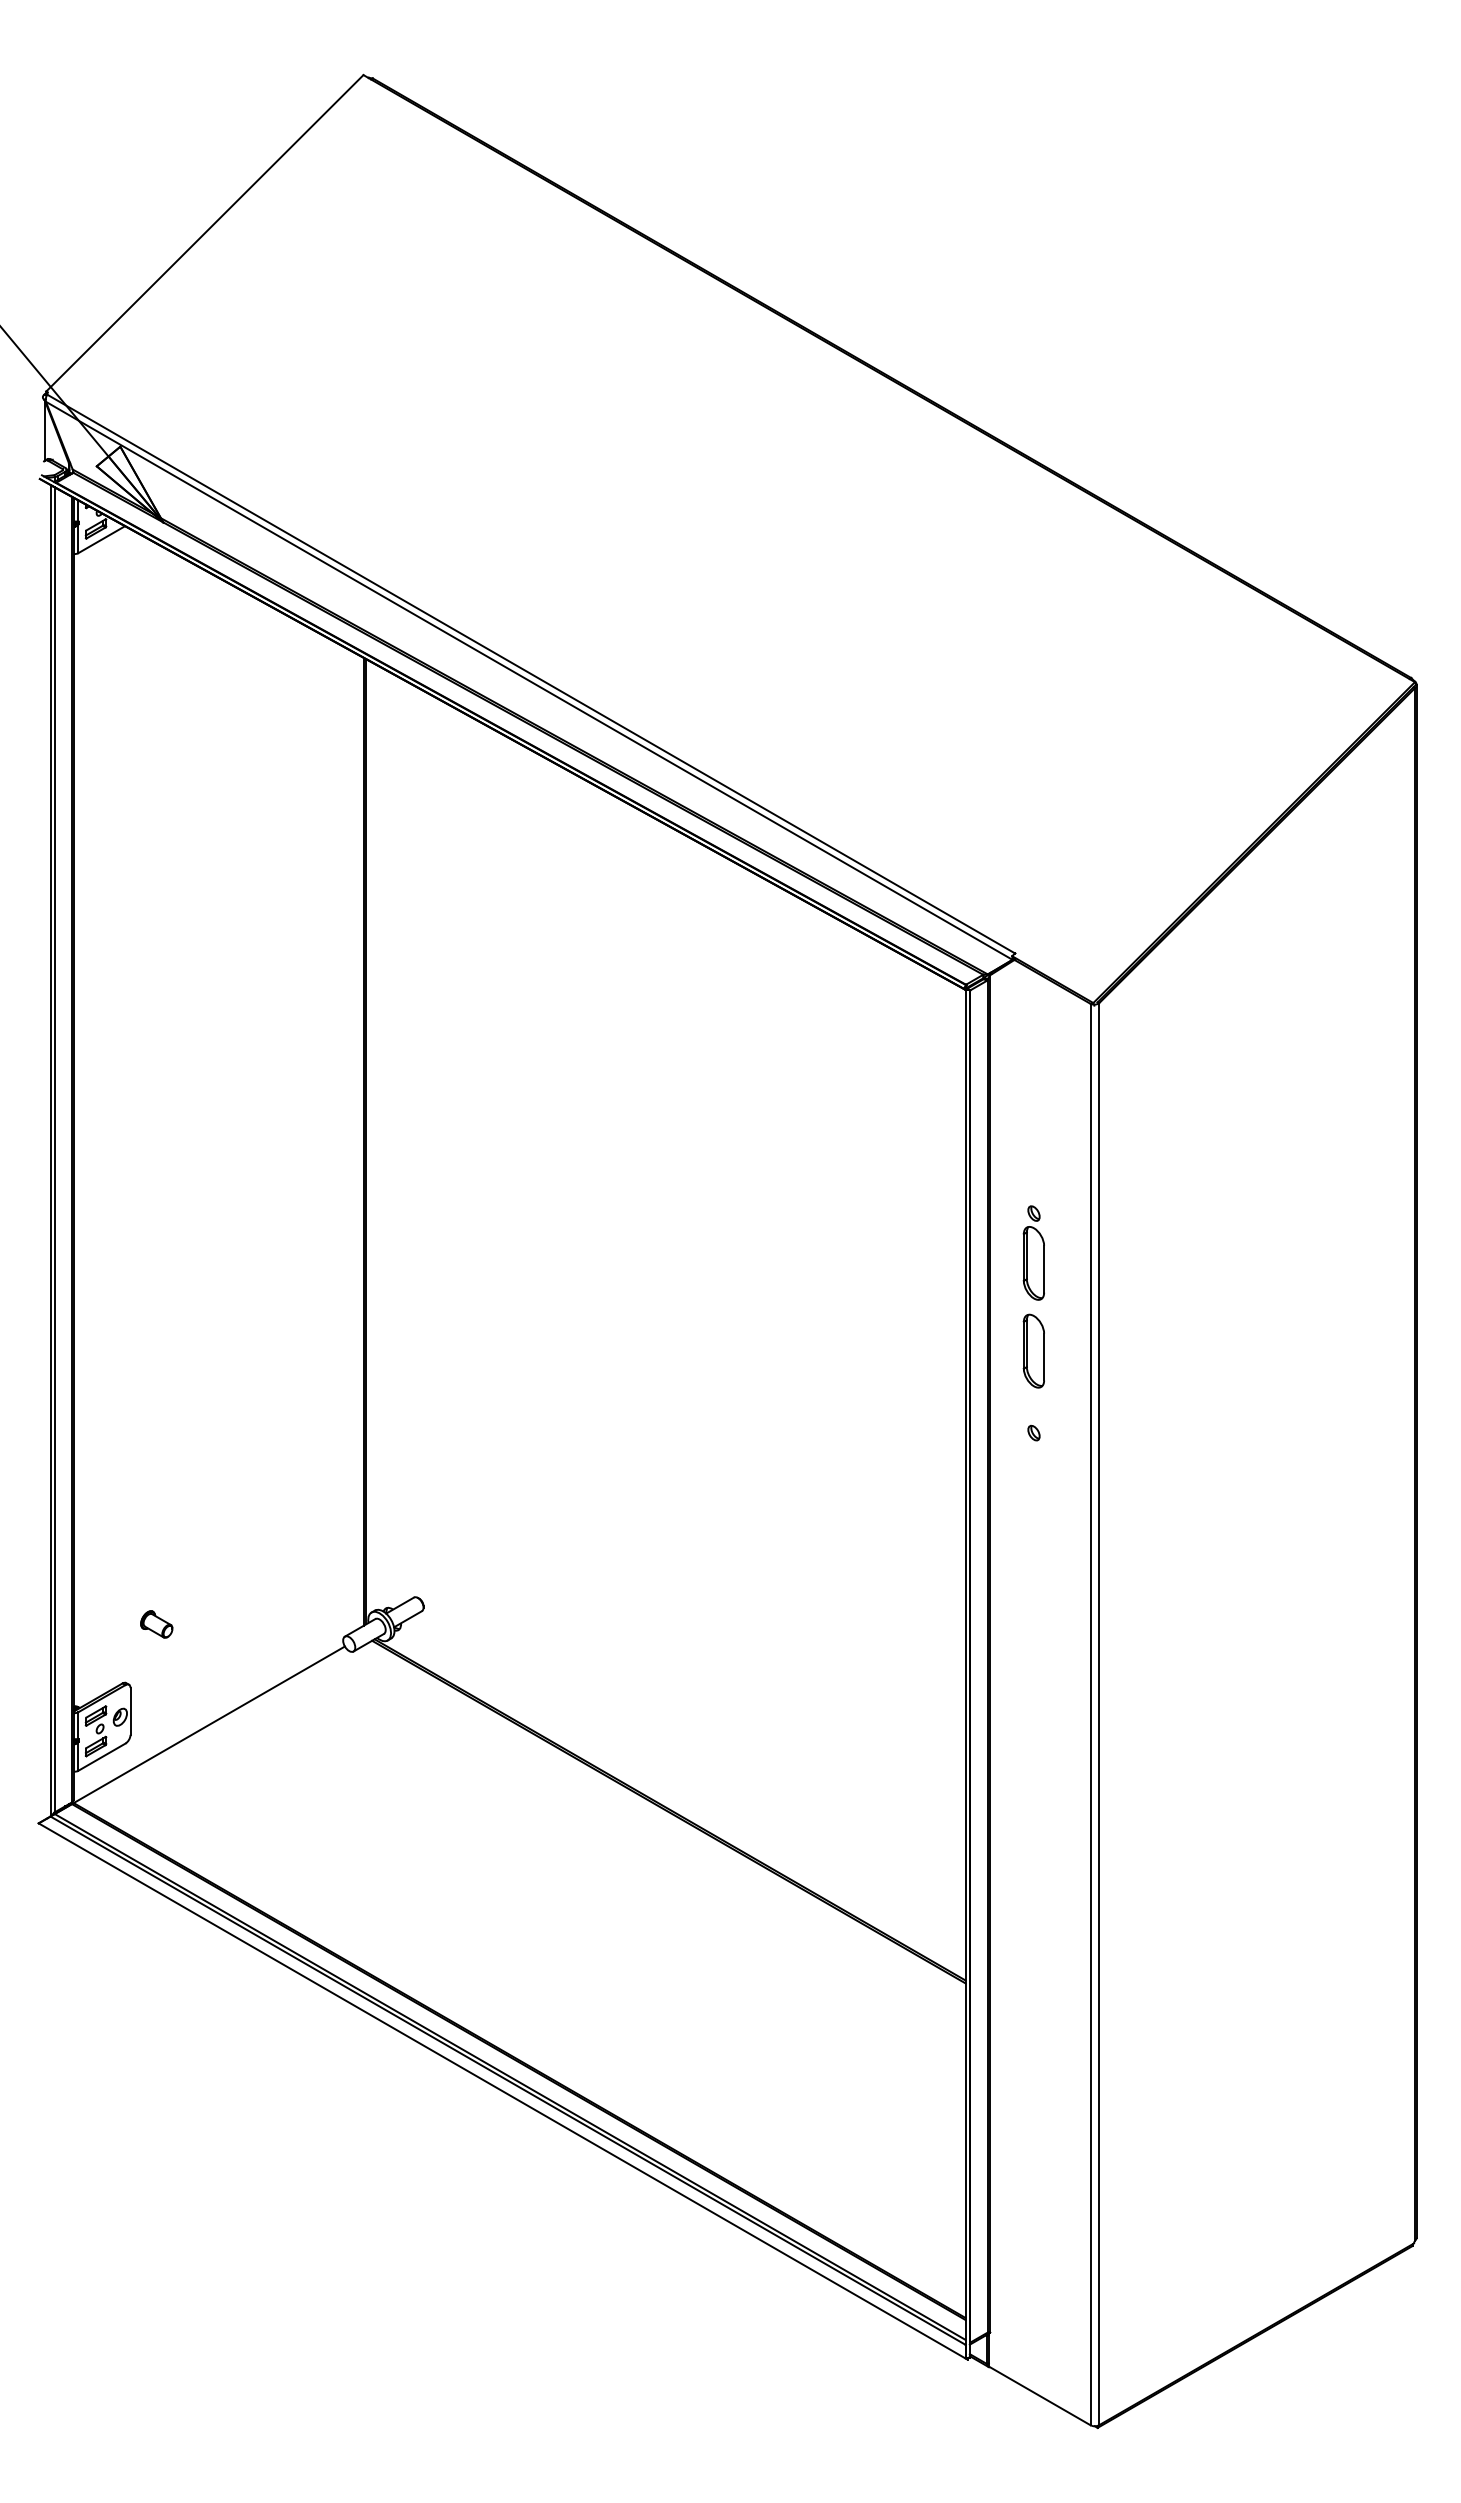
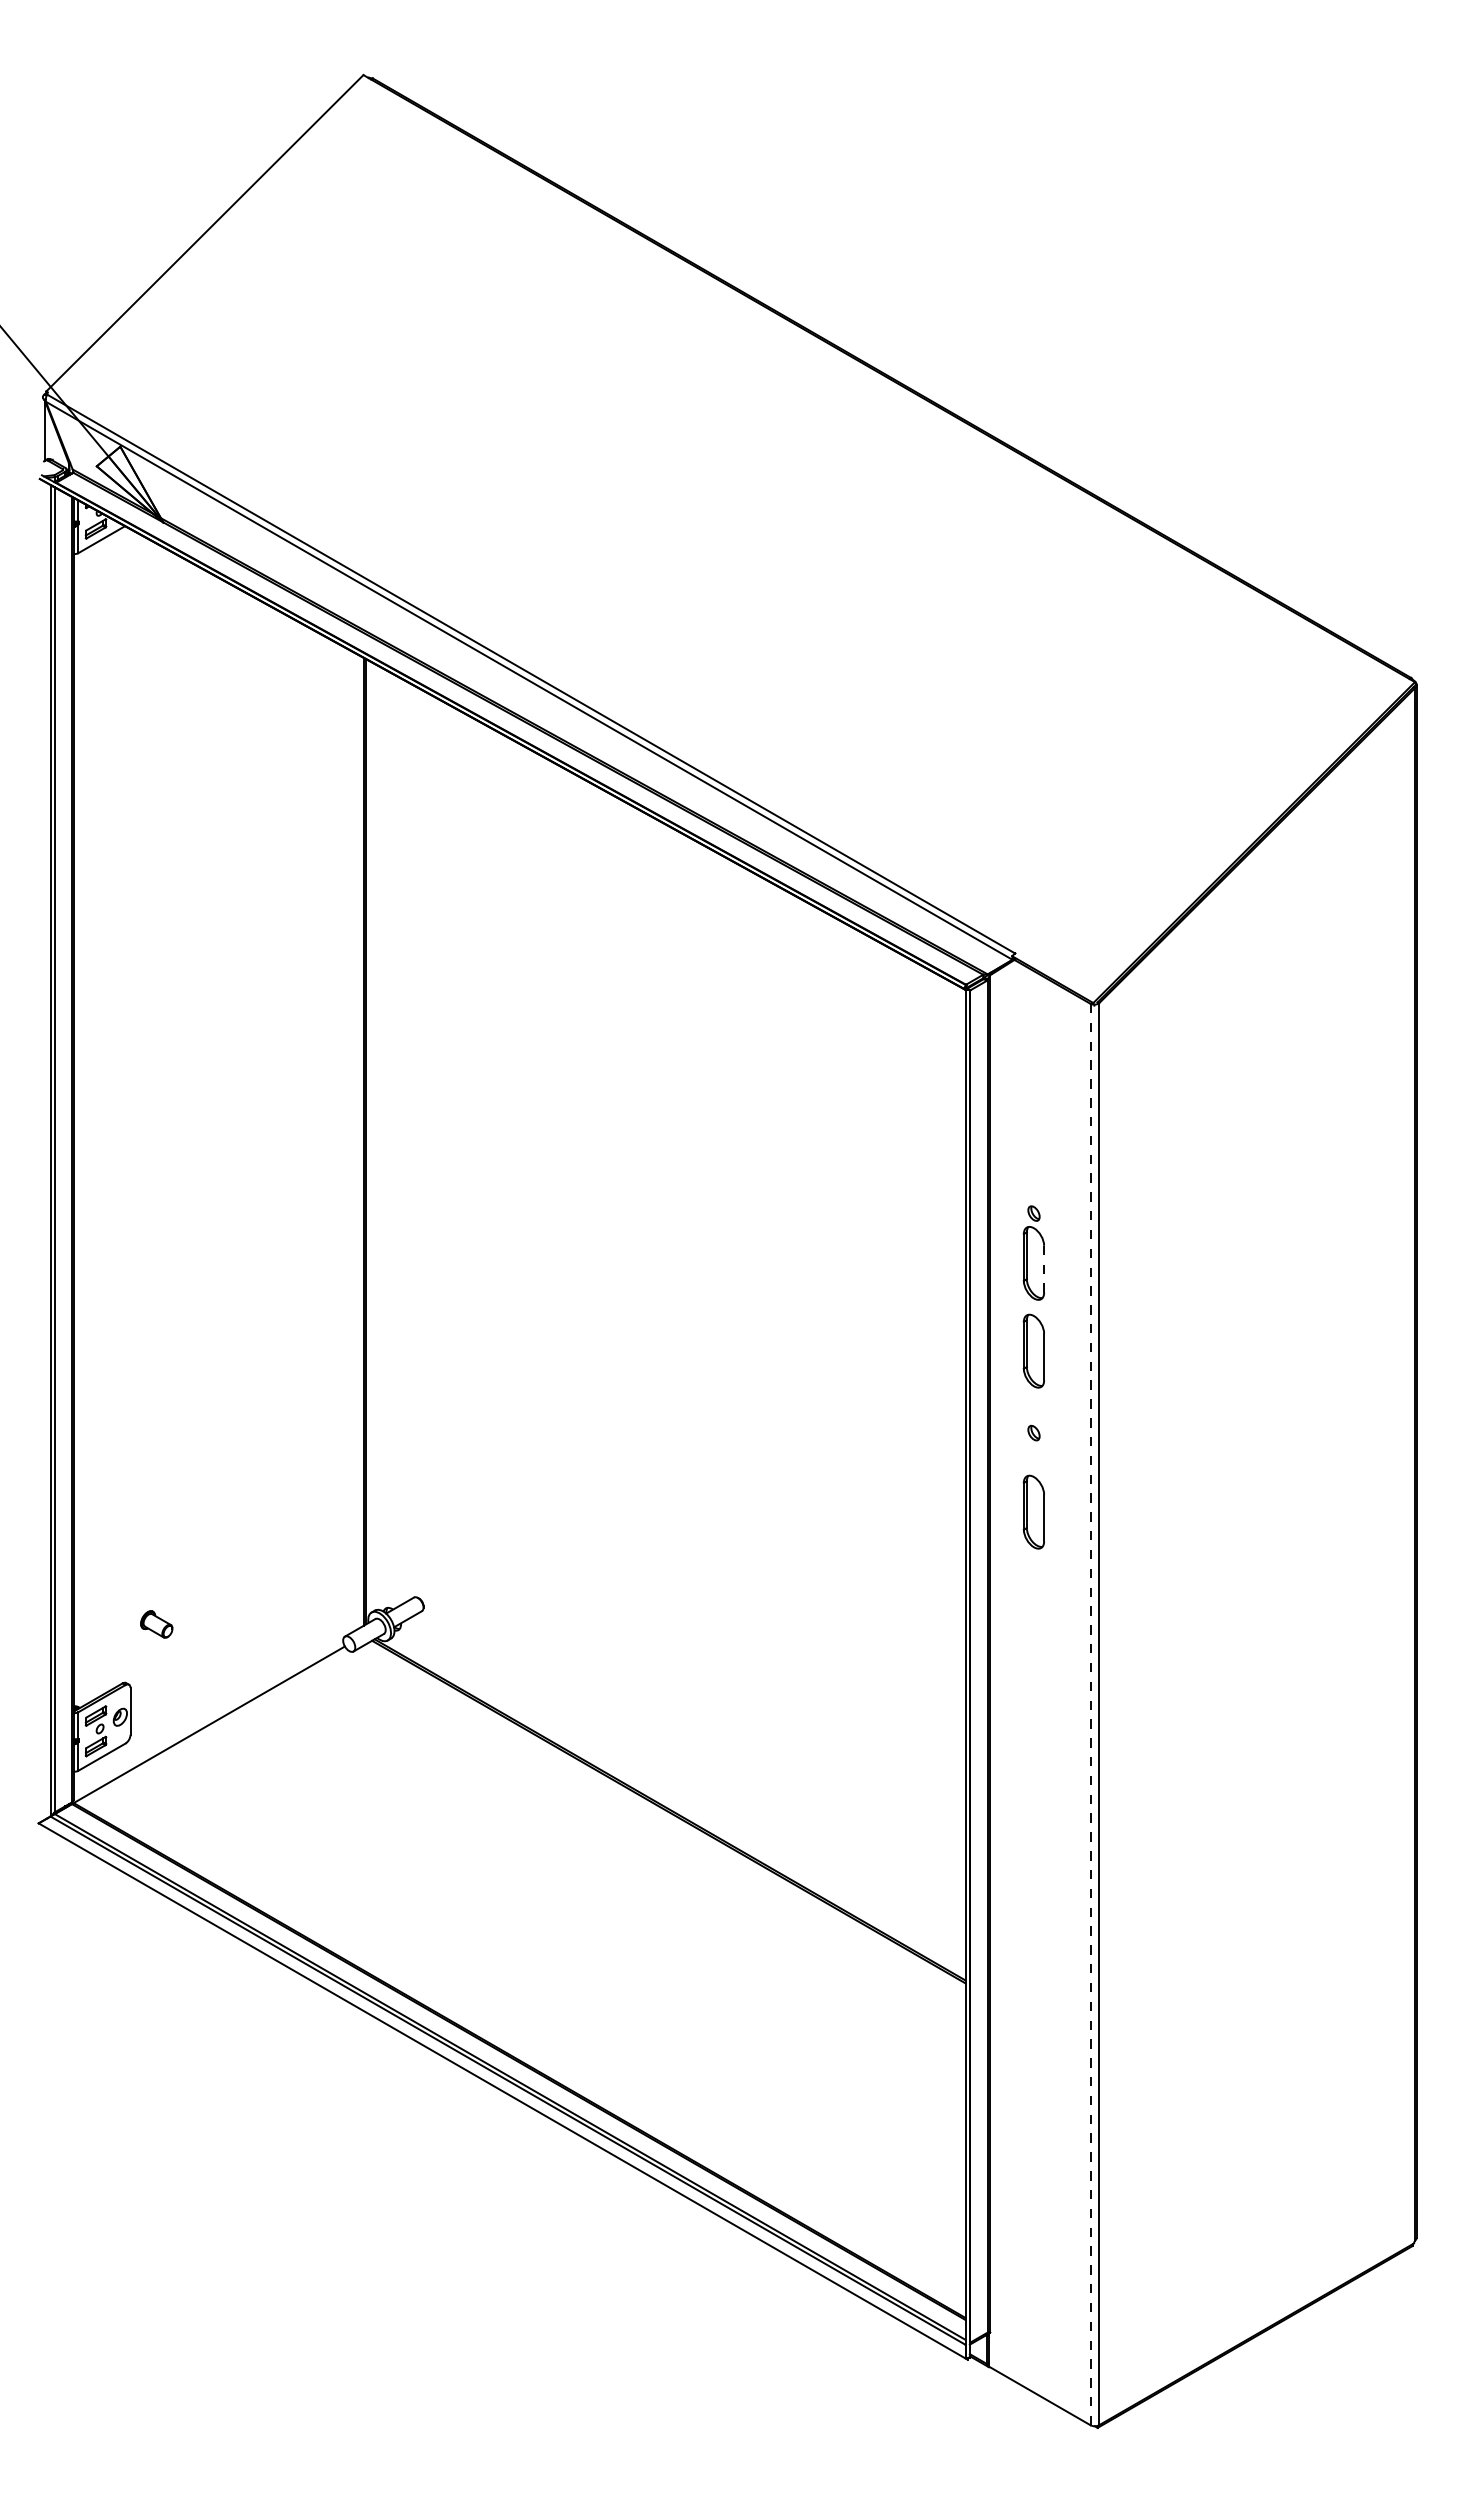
line: solid -> dashed (1044, 1269)
part: none -> present (1033, 1511)
line: solid -> dashed (1090, 1714)
